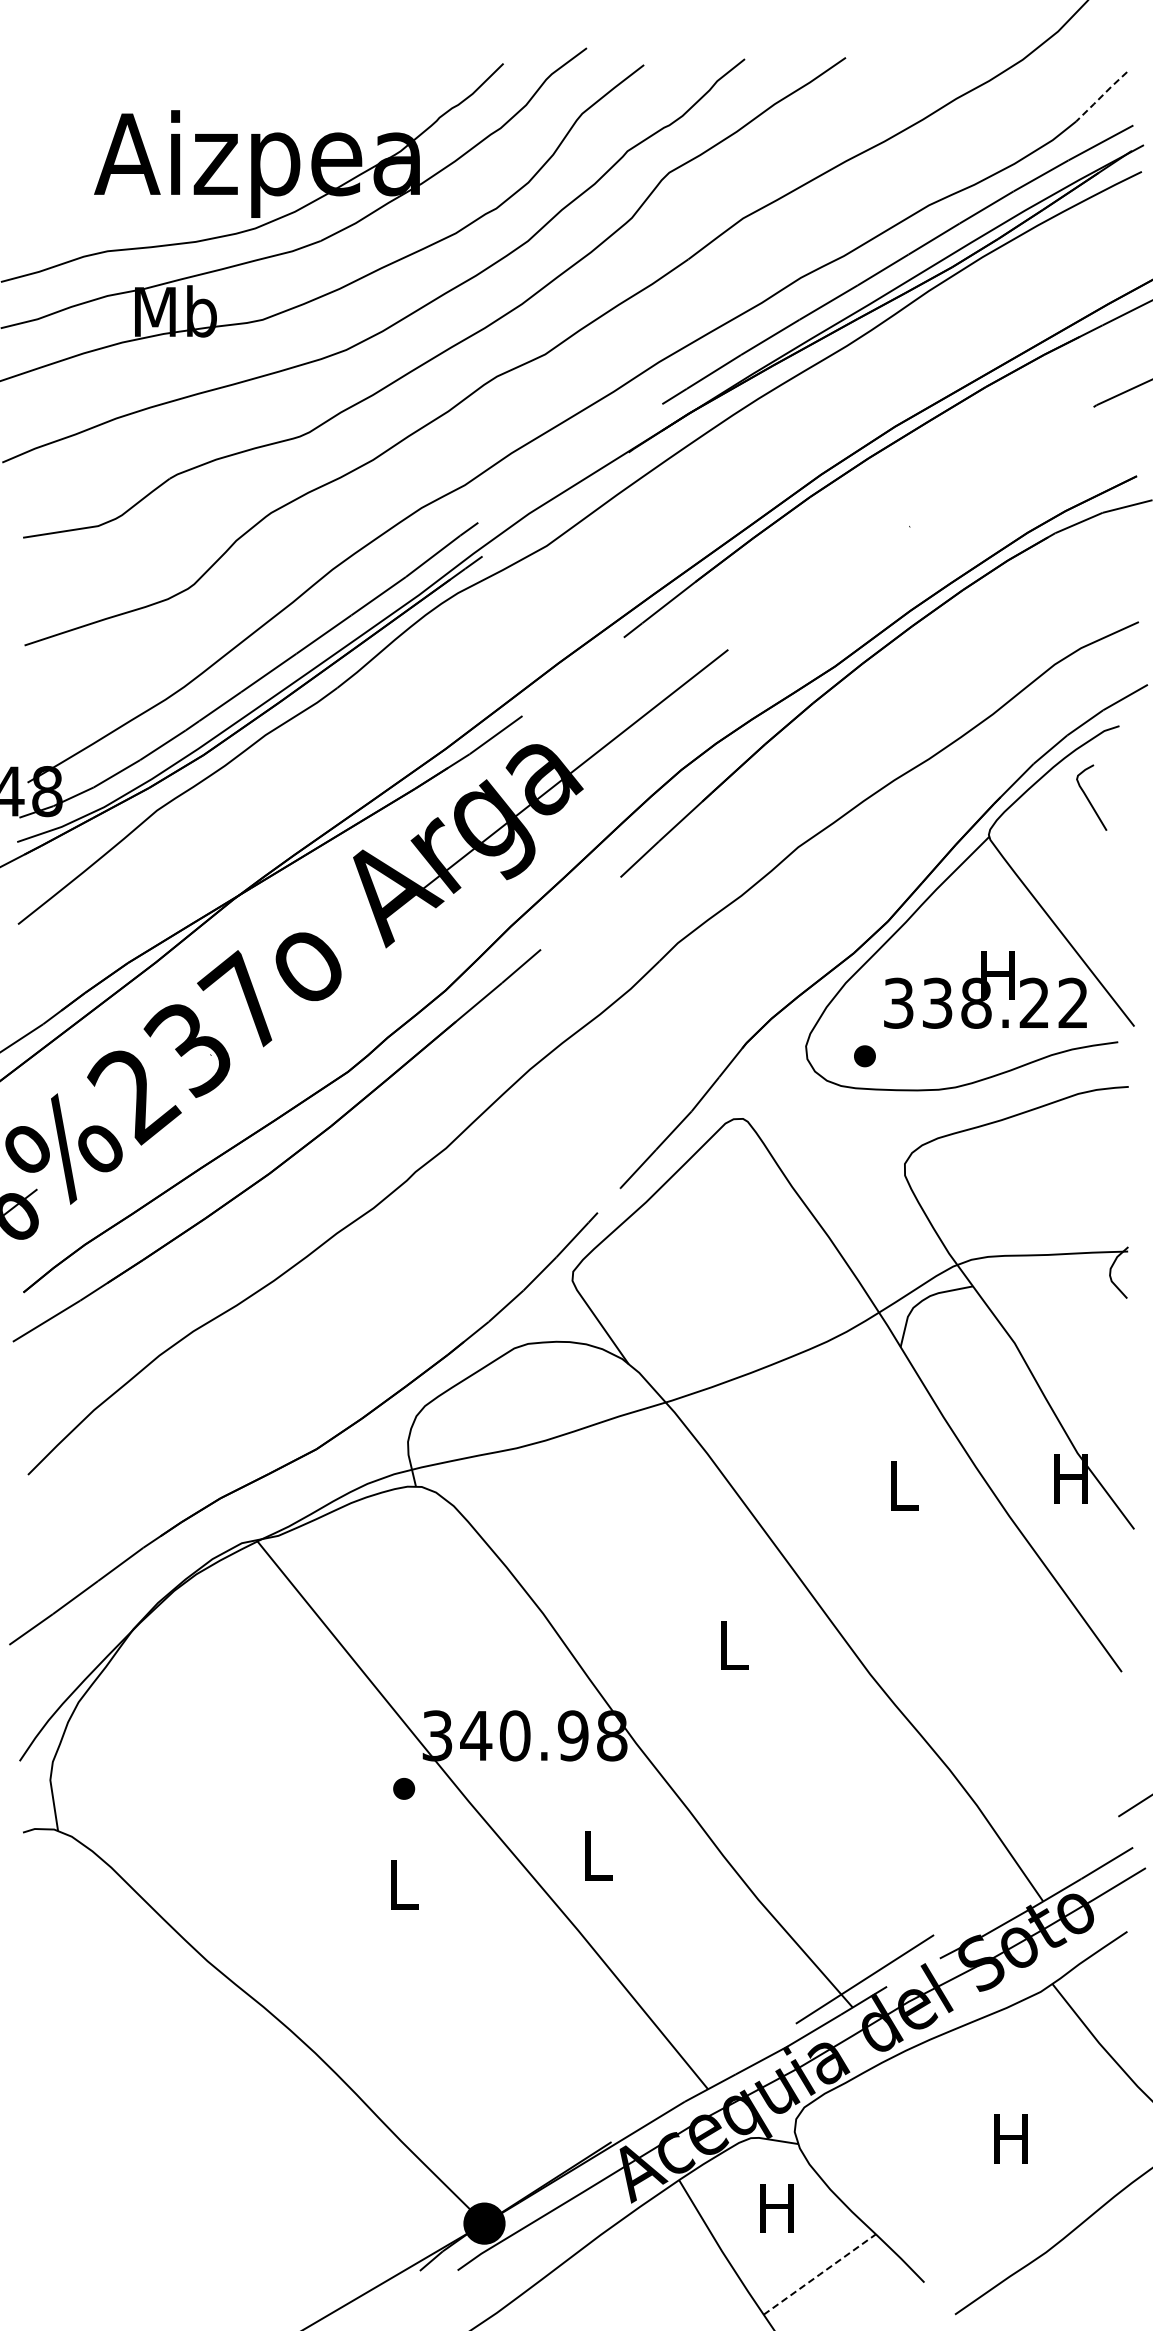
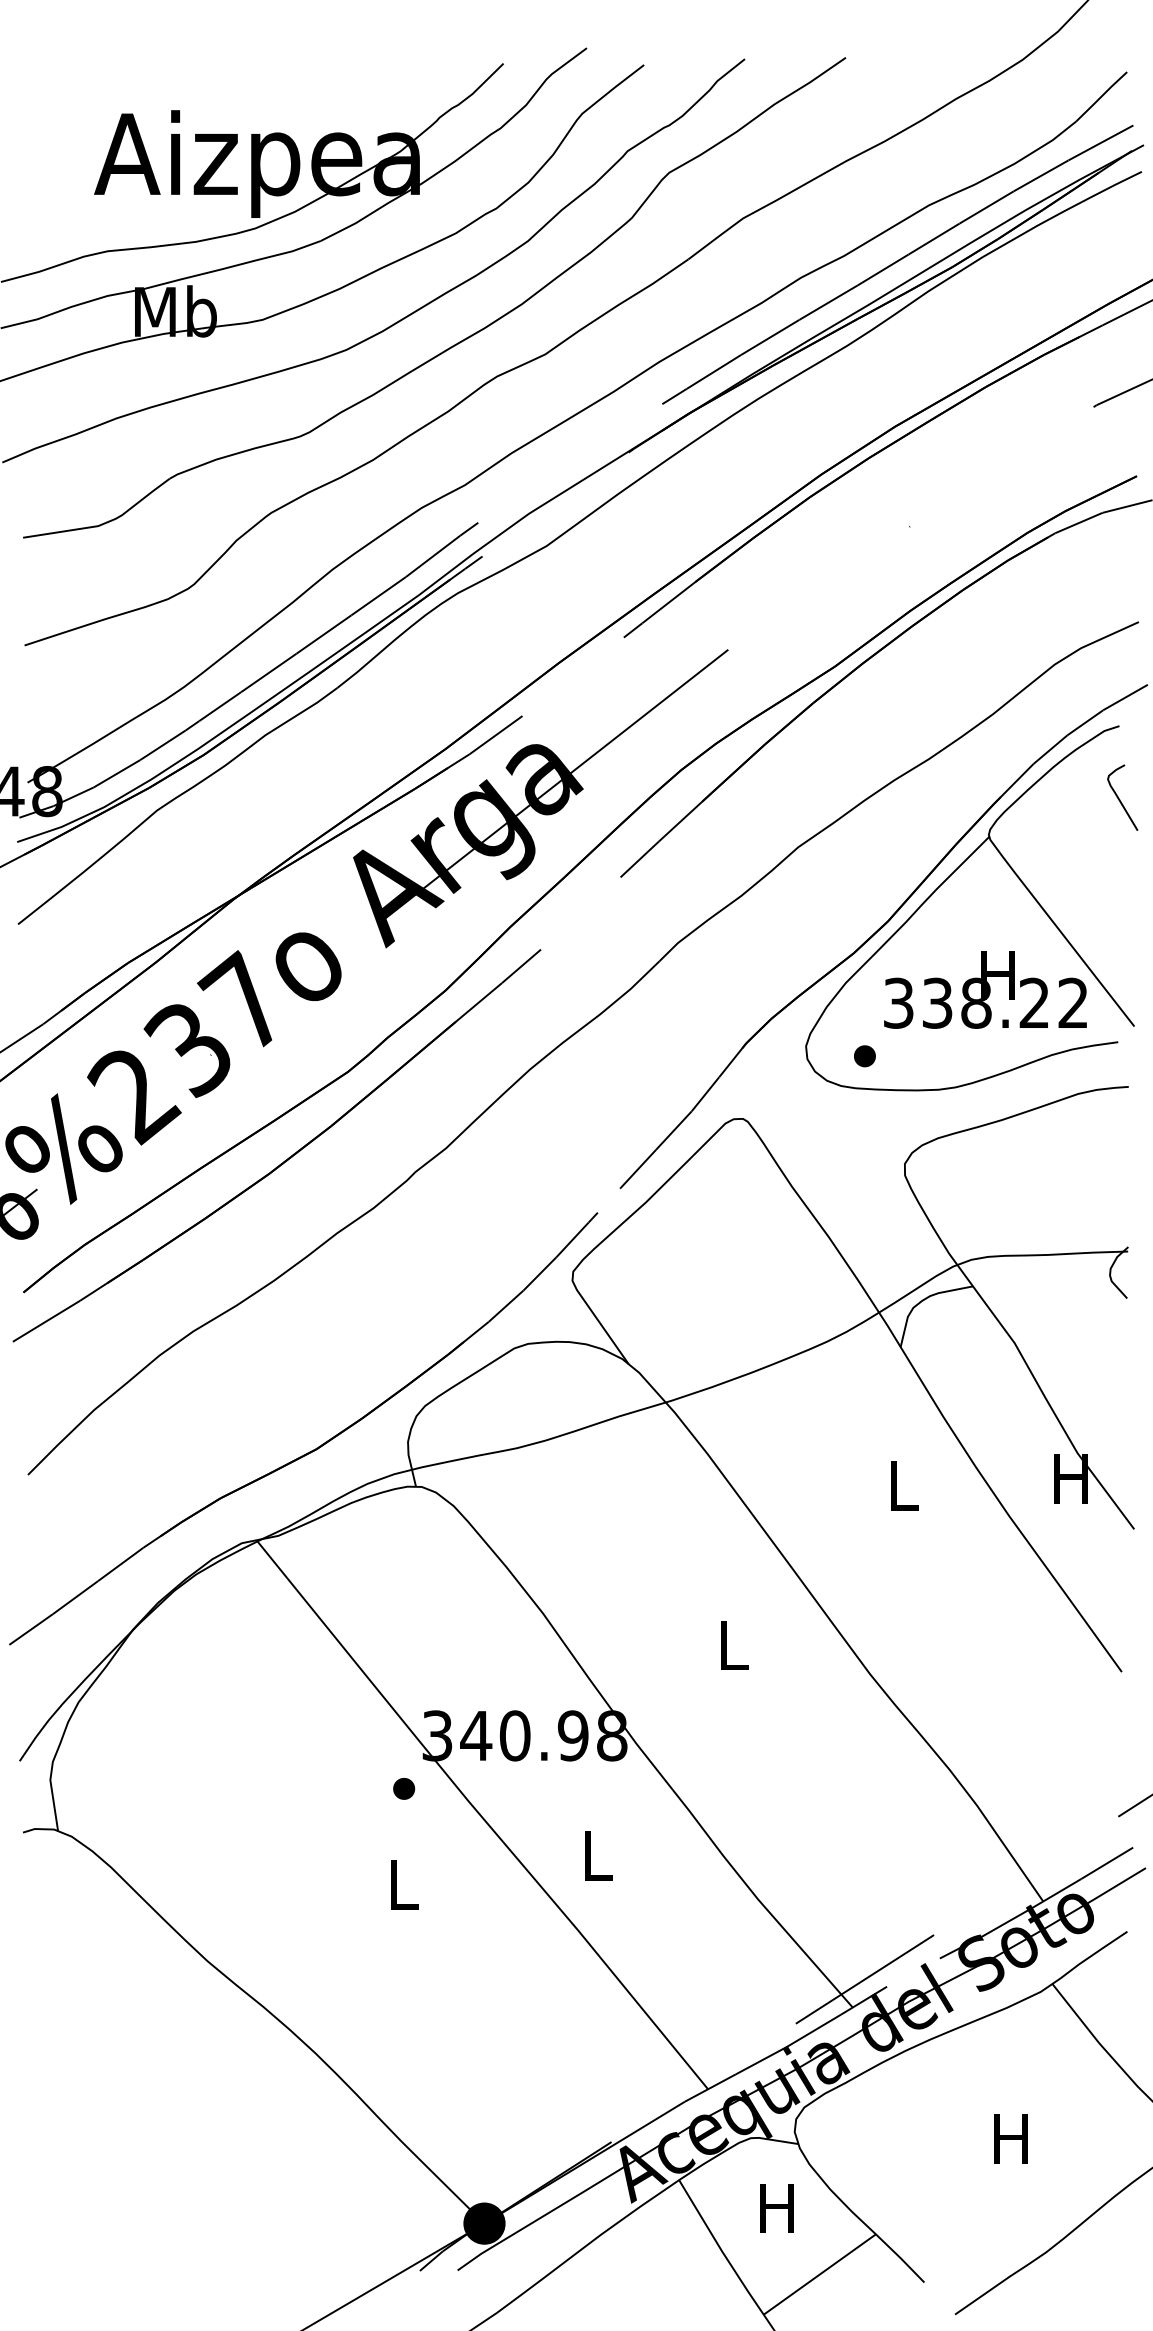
line: dashed -> solid (1101, 96)
curve position: (1089, 799) -> (1120, 799) (1120, 799)
line: dashed -> solid (819, 2274)
